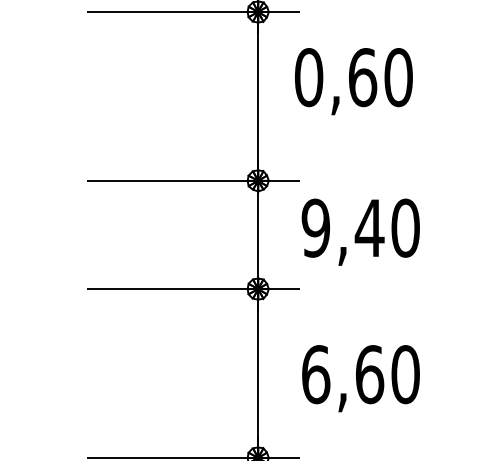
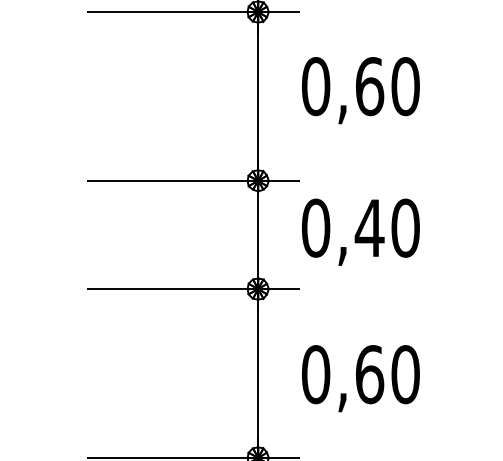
text position: (353, 81) -> (360, 90) (360, 90)
text: 9,40 -> 0,40 (315, 227)
text: 6,60 -> 0,60 (316, 374)
